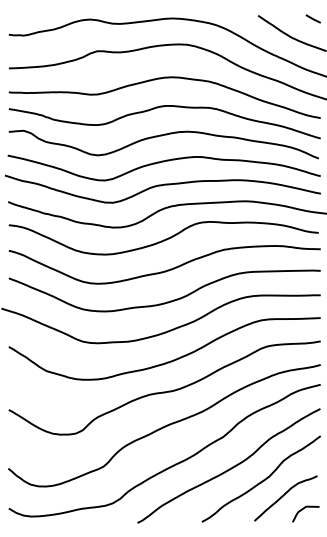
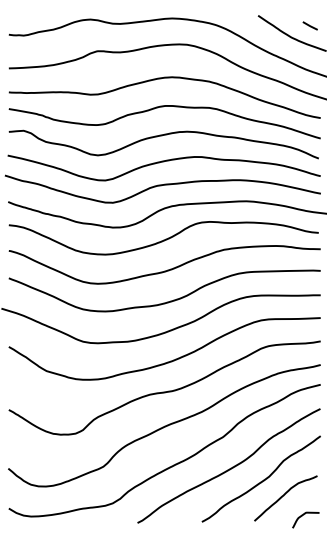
line position: (312, 18) -> (309, 25) (309, 25)
curve position: (302, 510) -> (302, 516) (302, 516)
